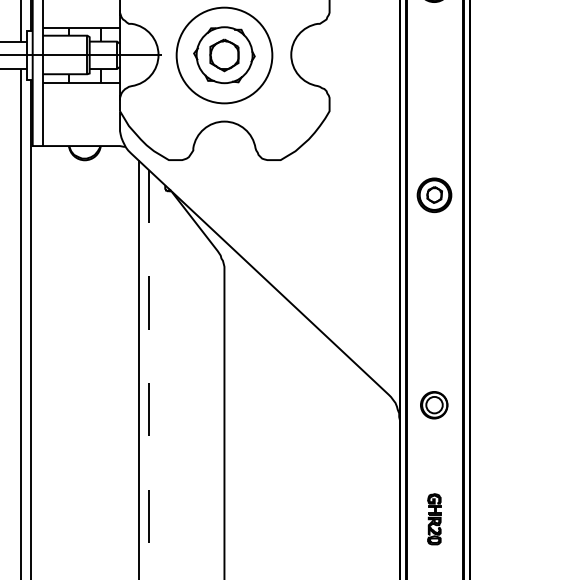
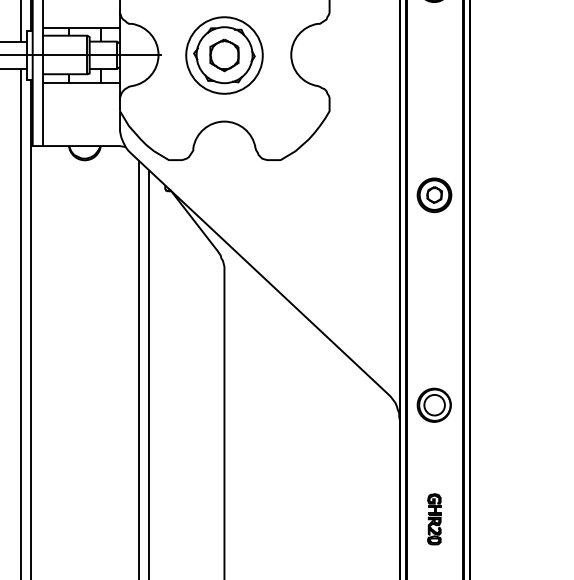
circle diameter: 96 px -> 77 px (224, 55)
line: dashed -> solid (148, 374)
part size: 29x29 px -> 36x36 px (433, 404)
